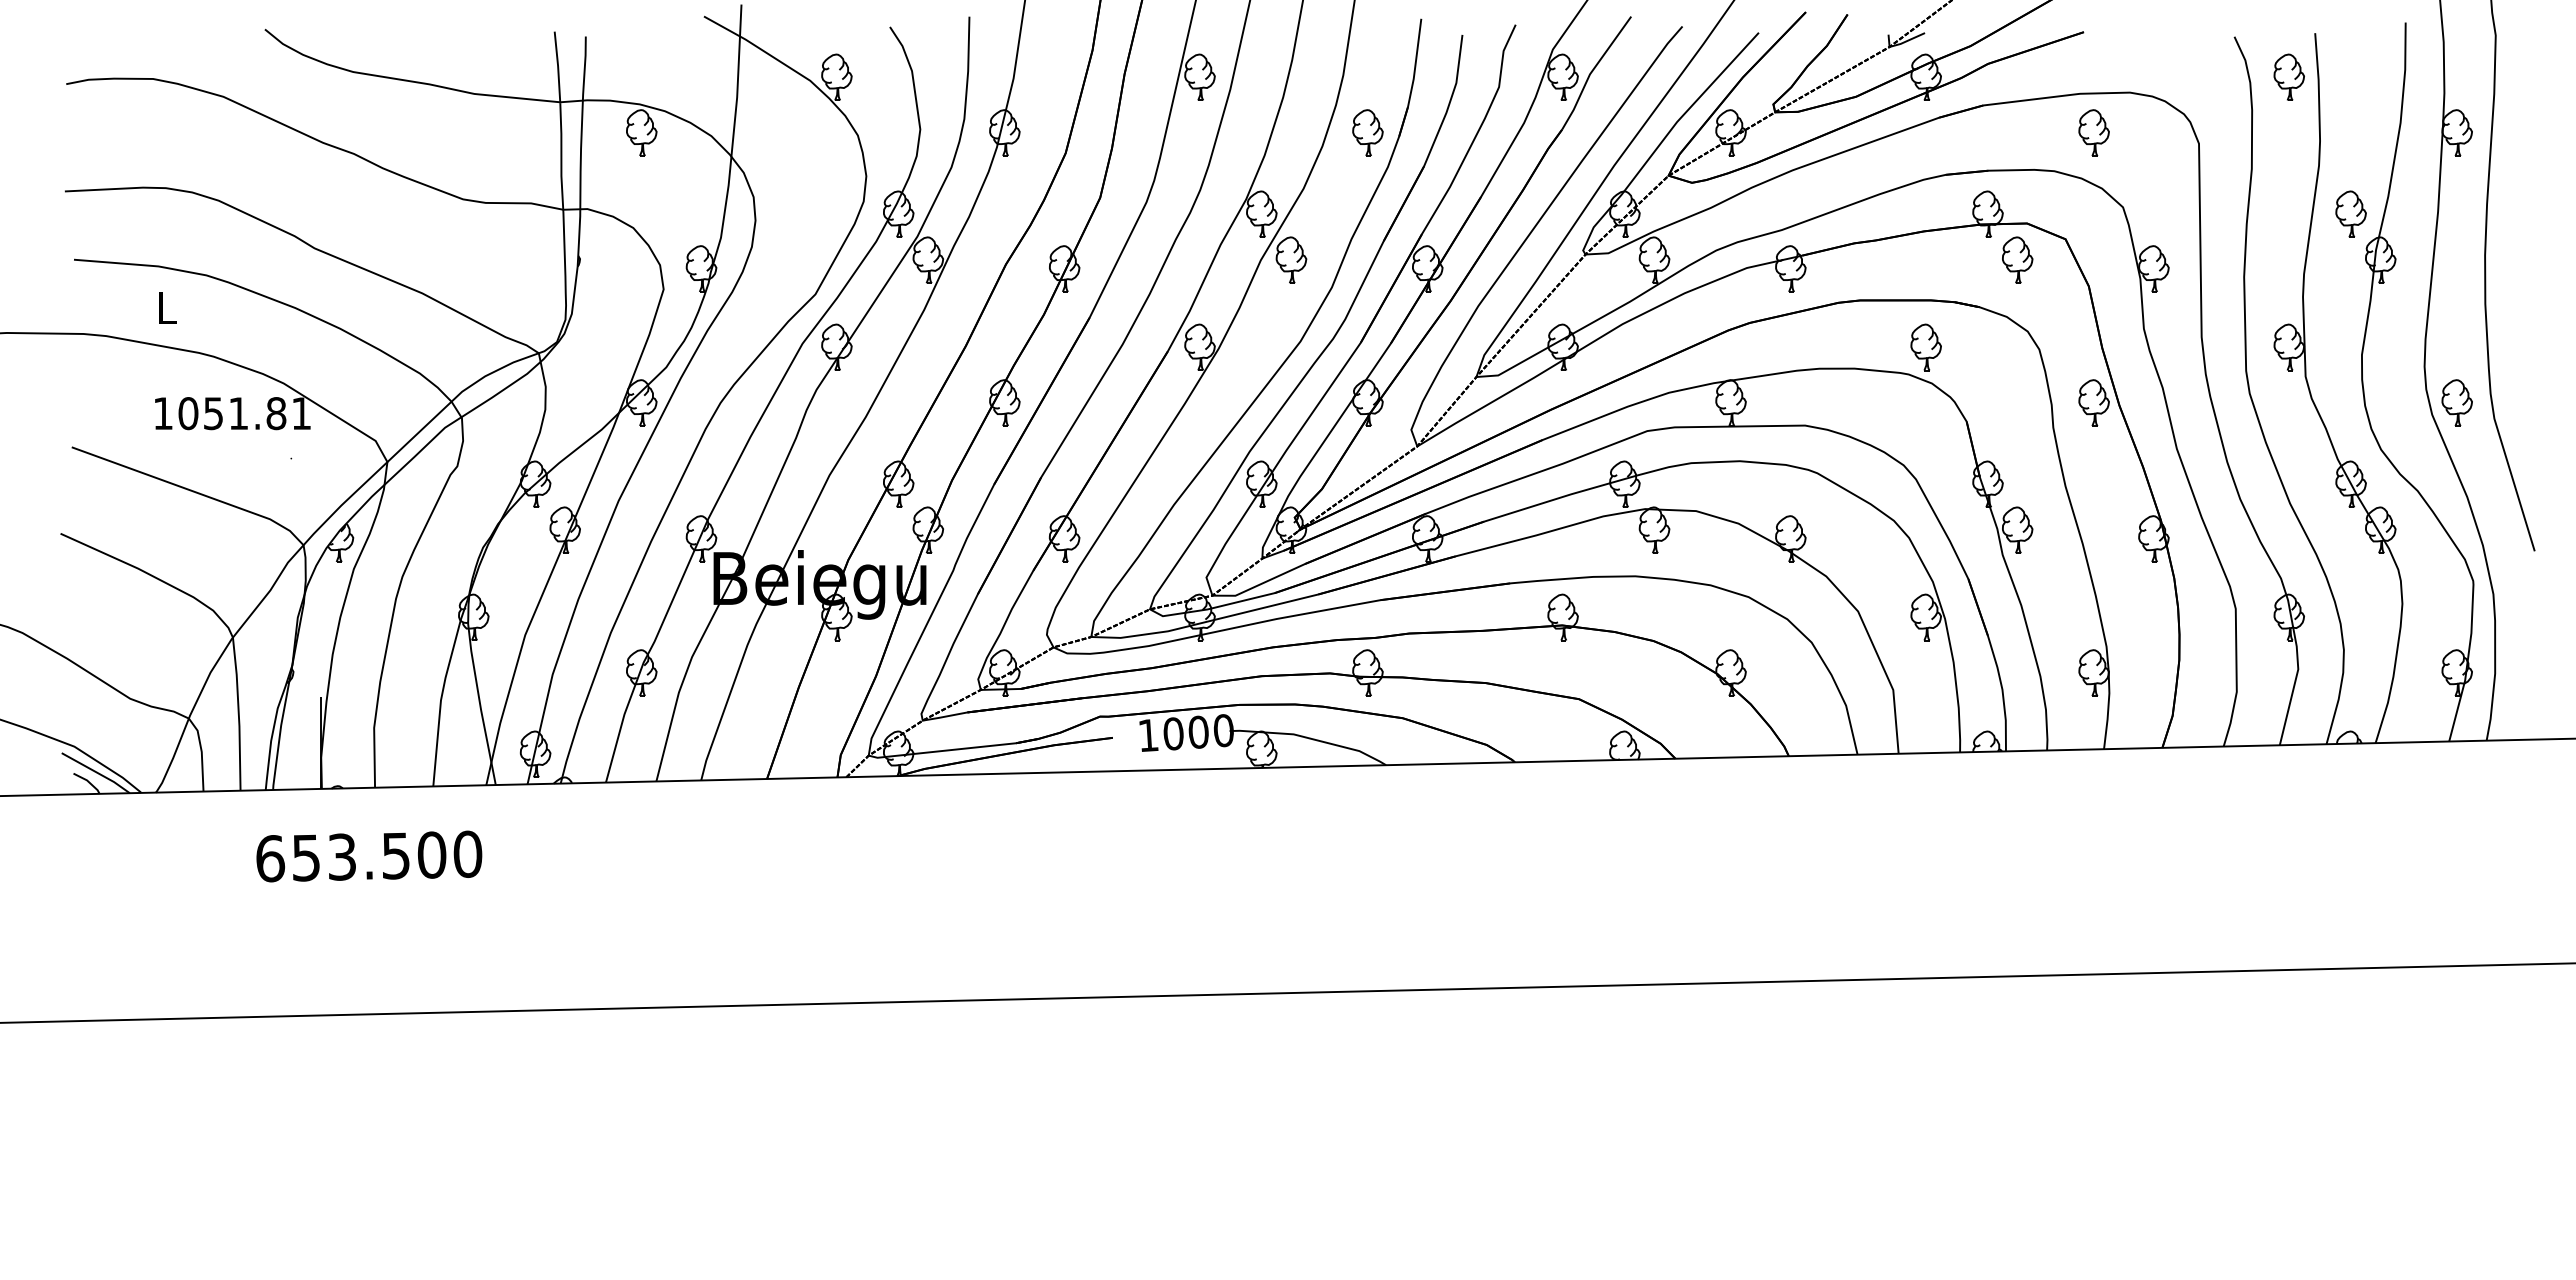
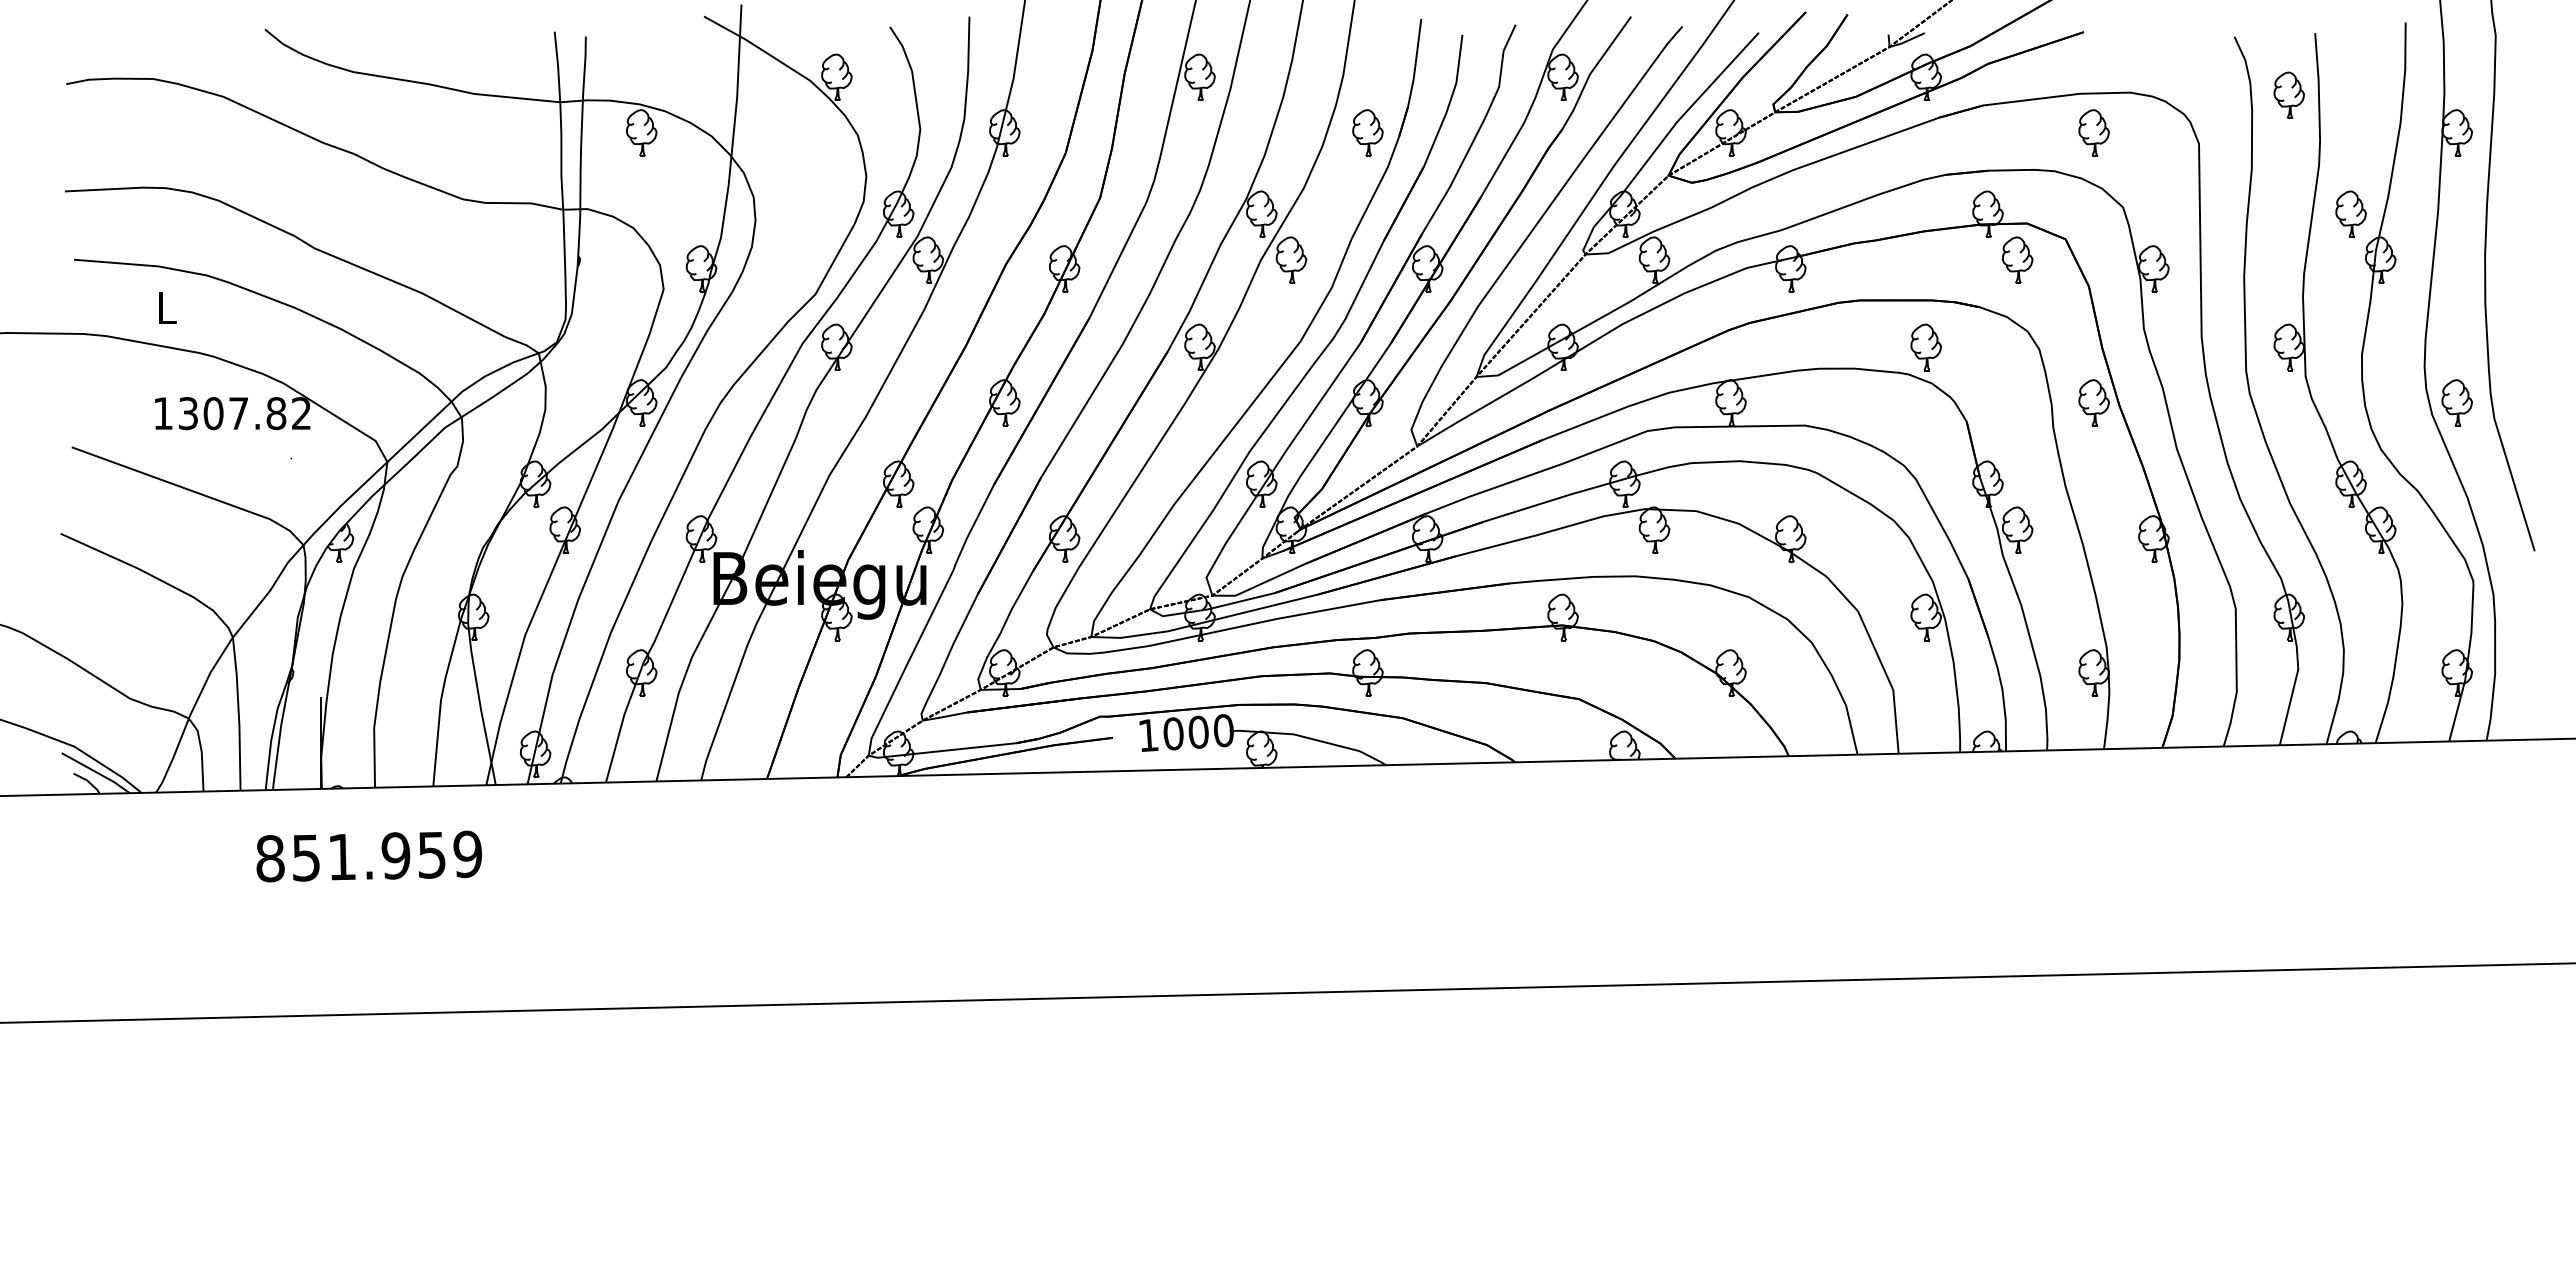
part position: (2288, 76) -> (2288, 94) (2288, 94)
text: 1051.81 -> 1307.82 (244, 413)
text: 653.500 -> 851.959 (369, 856)
